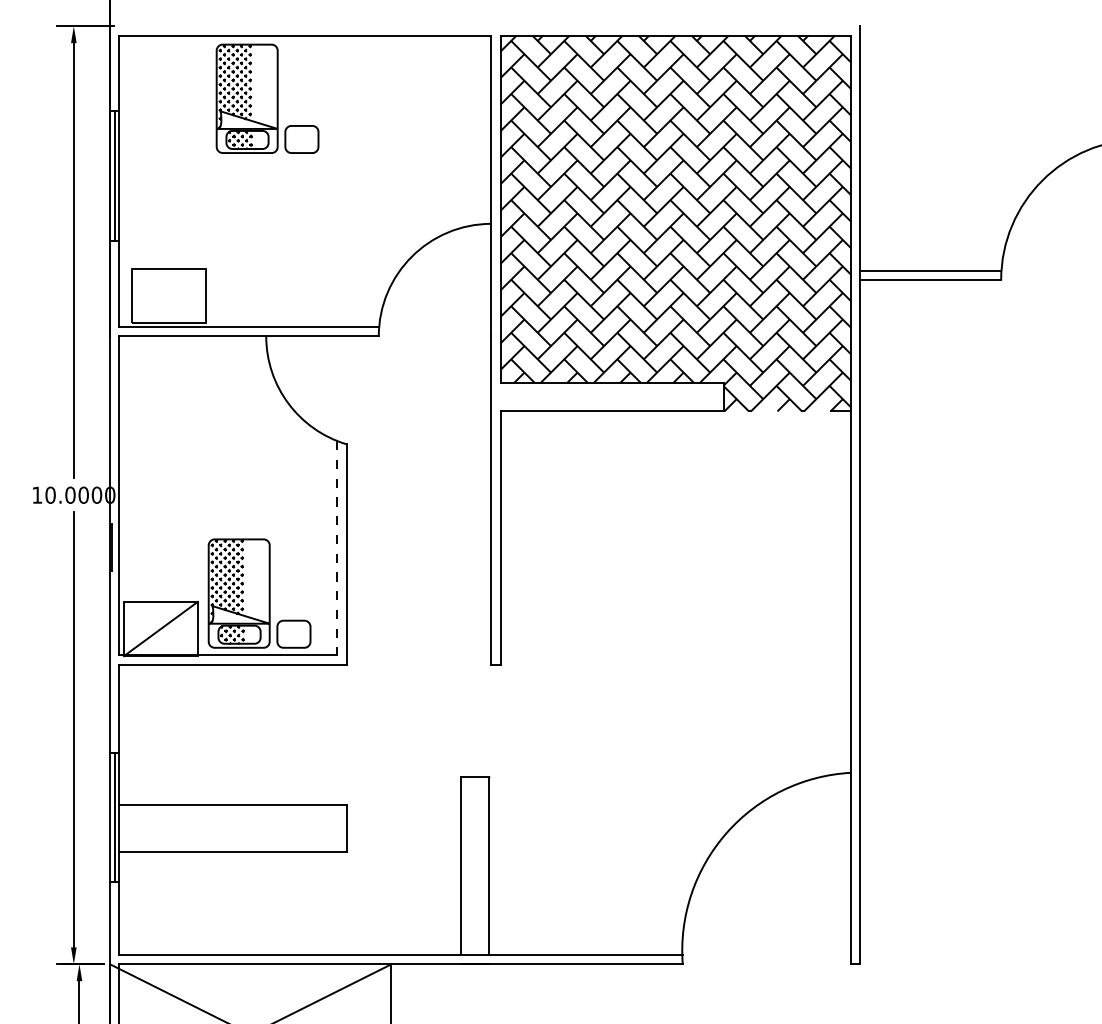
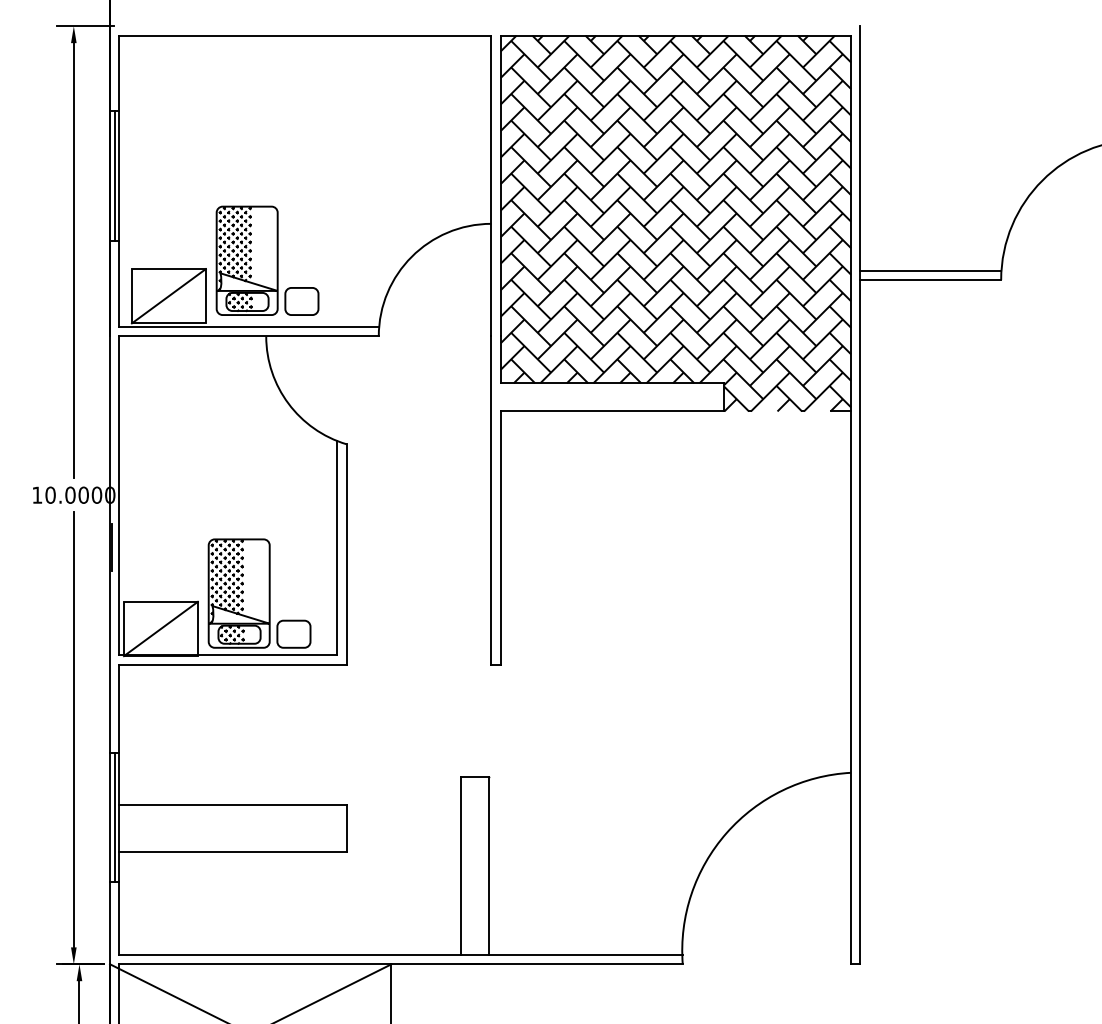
part position: (267, 98) -> (267, 260) (267, 260)
line: none -> present (168, 296)
line: dashed -> solid (337, 548)
